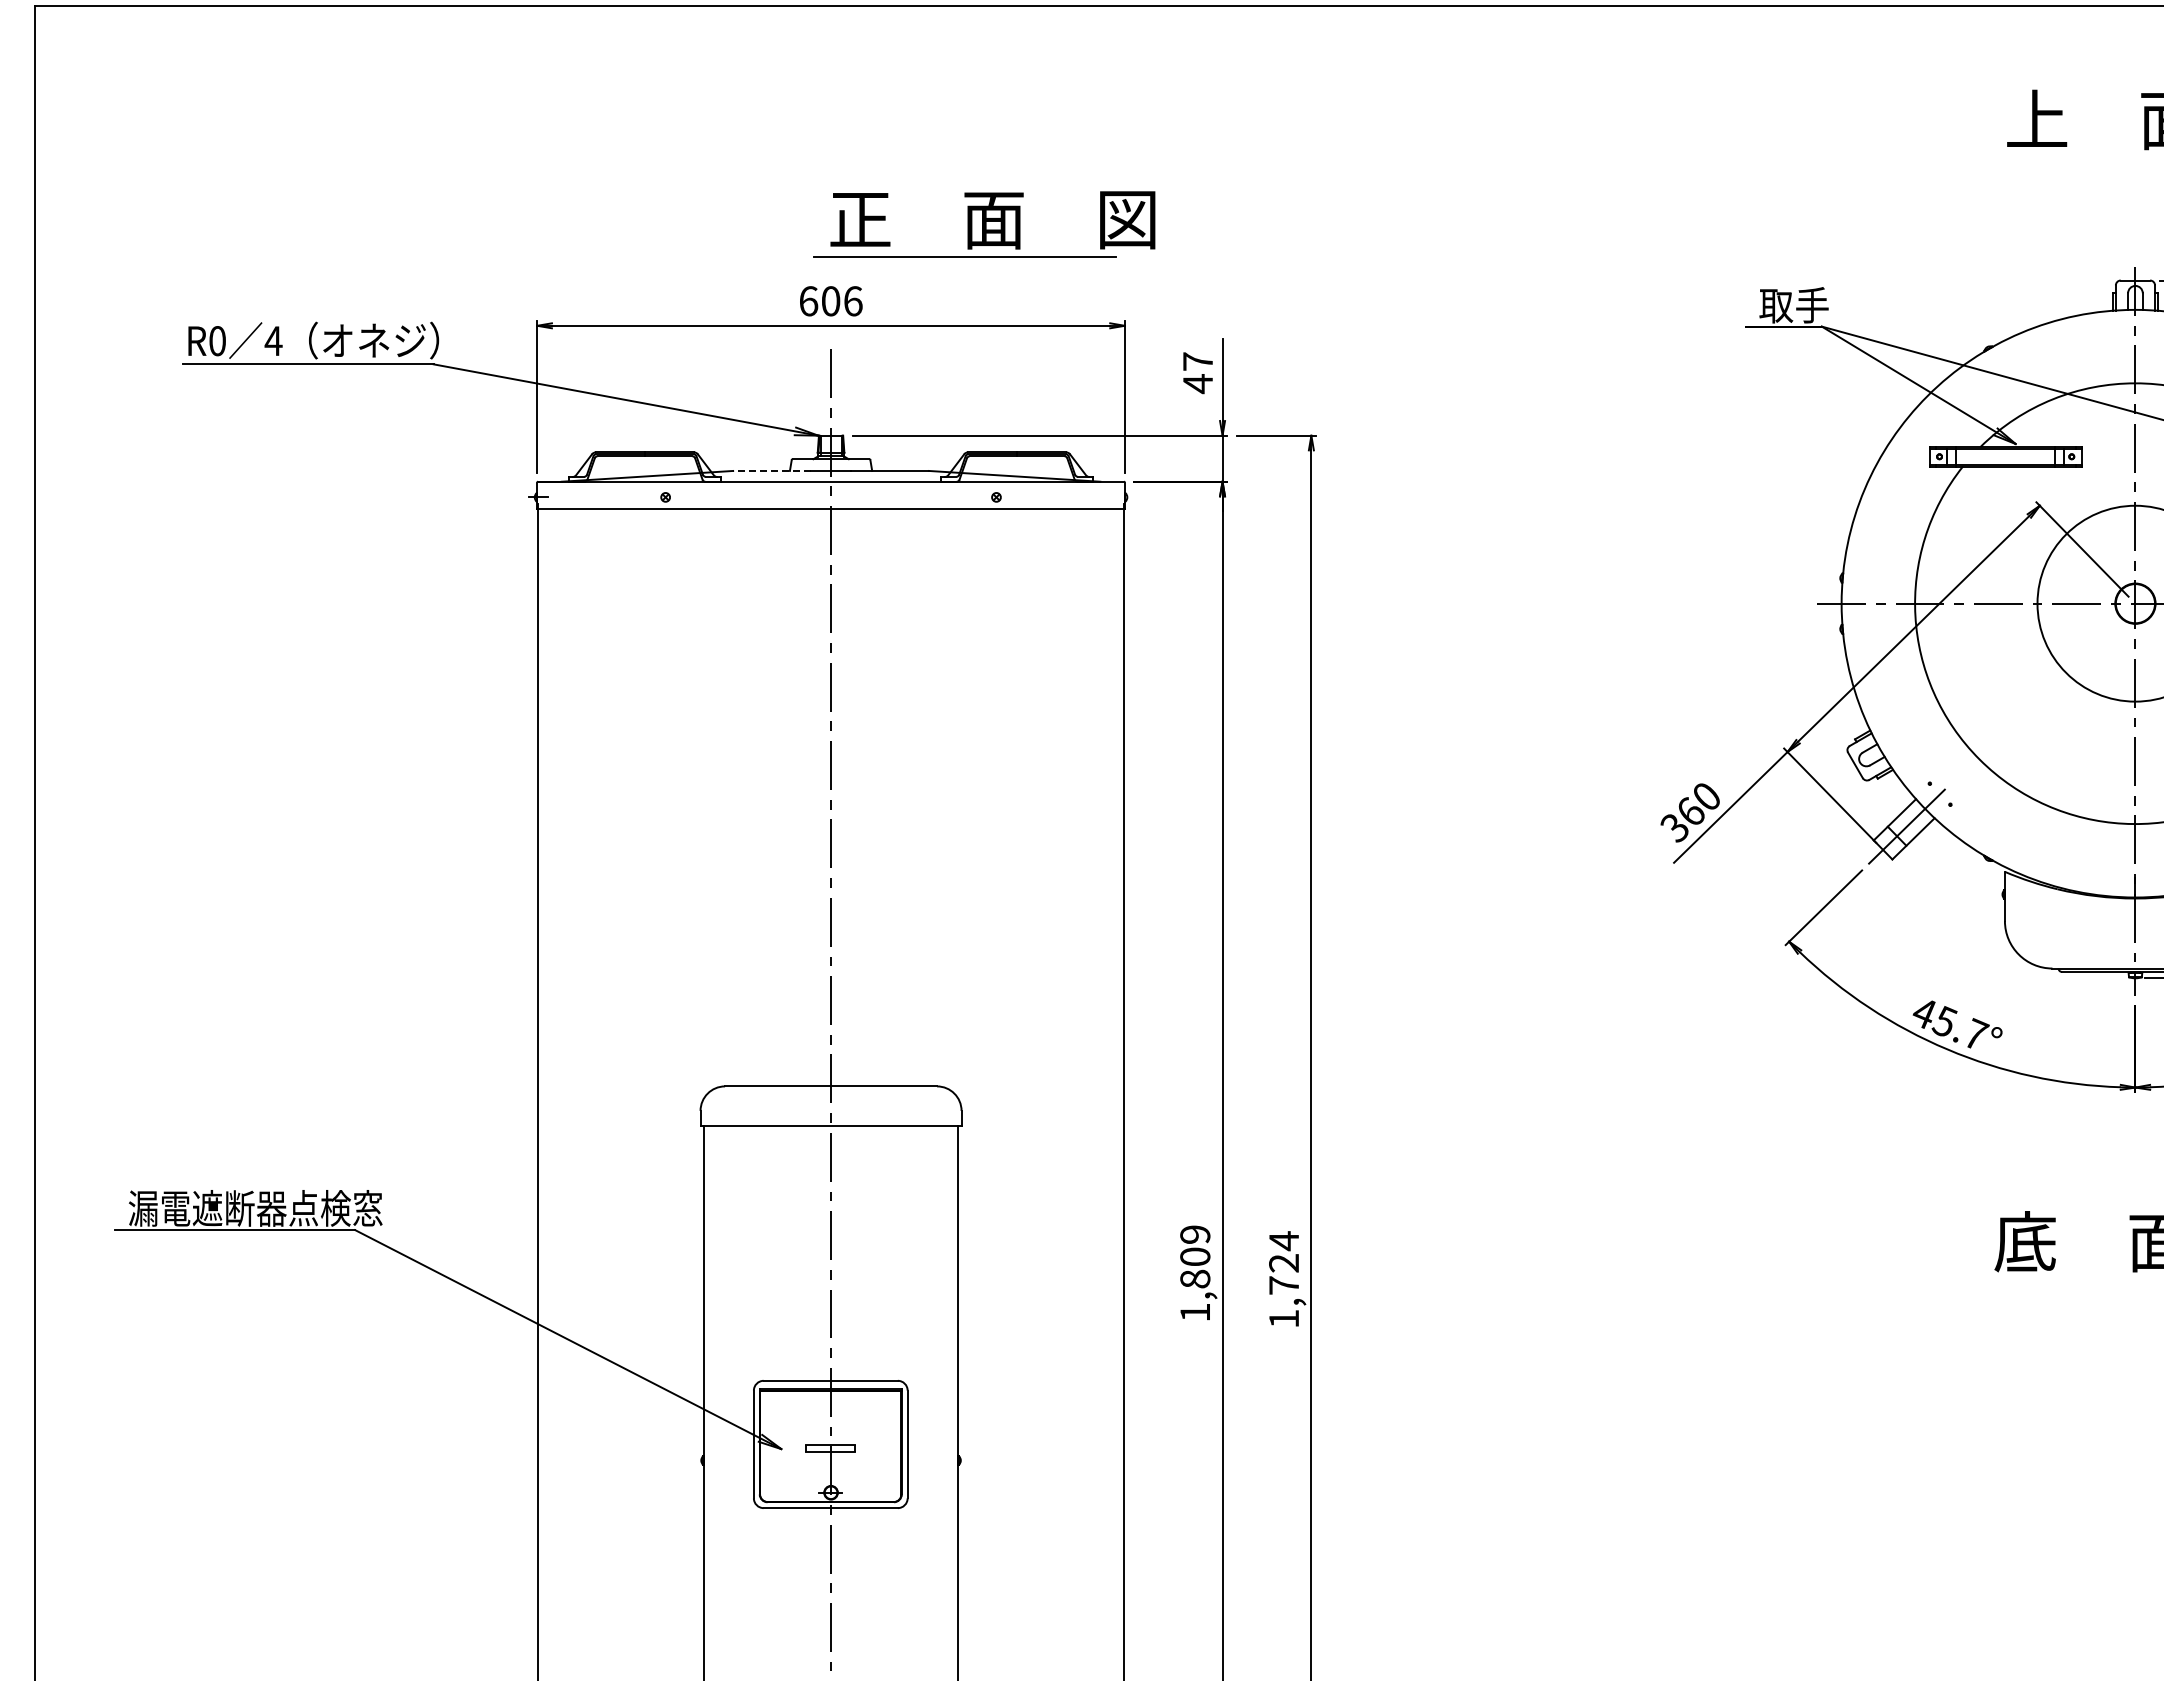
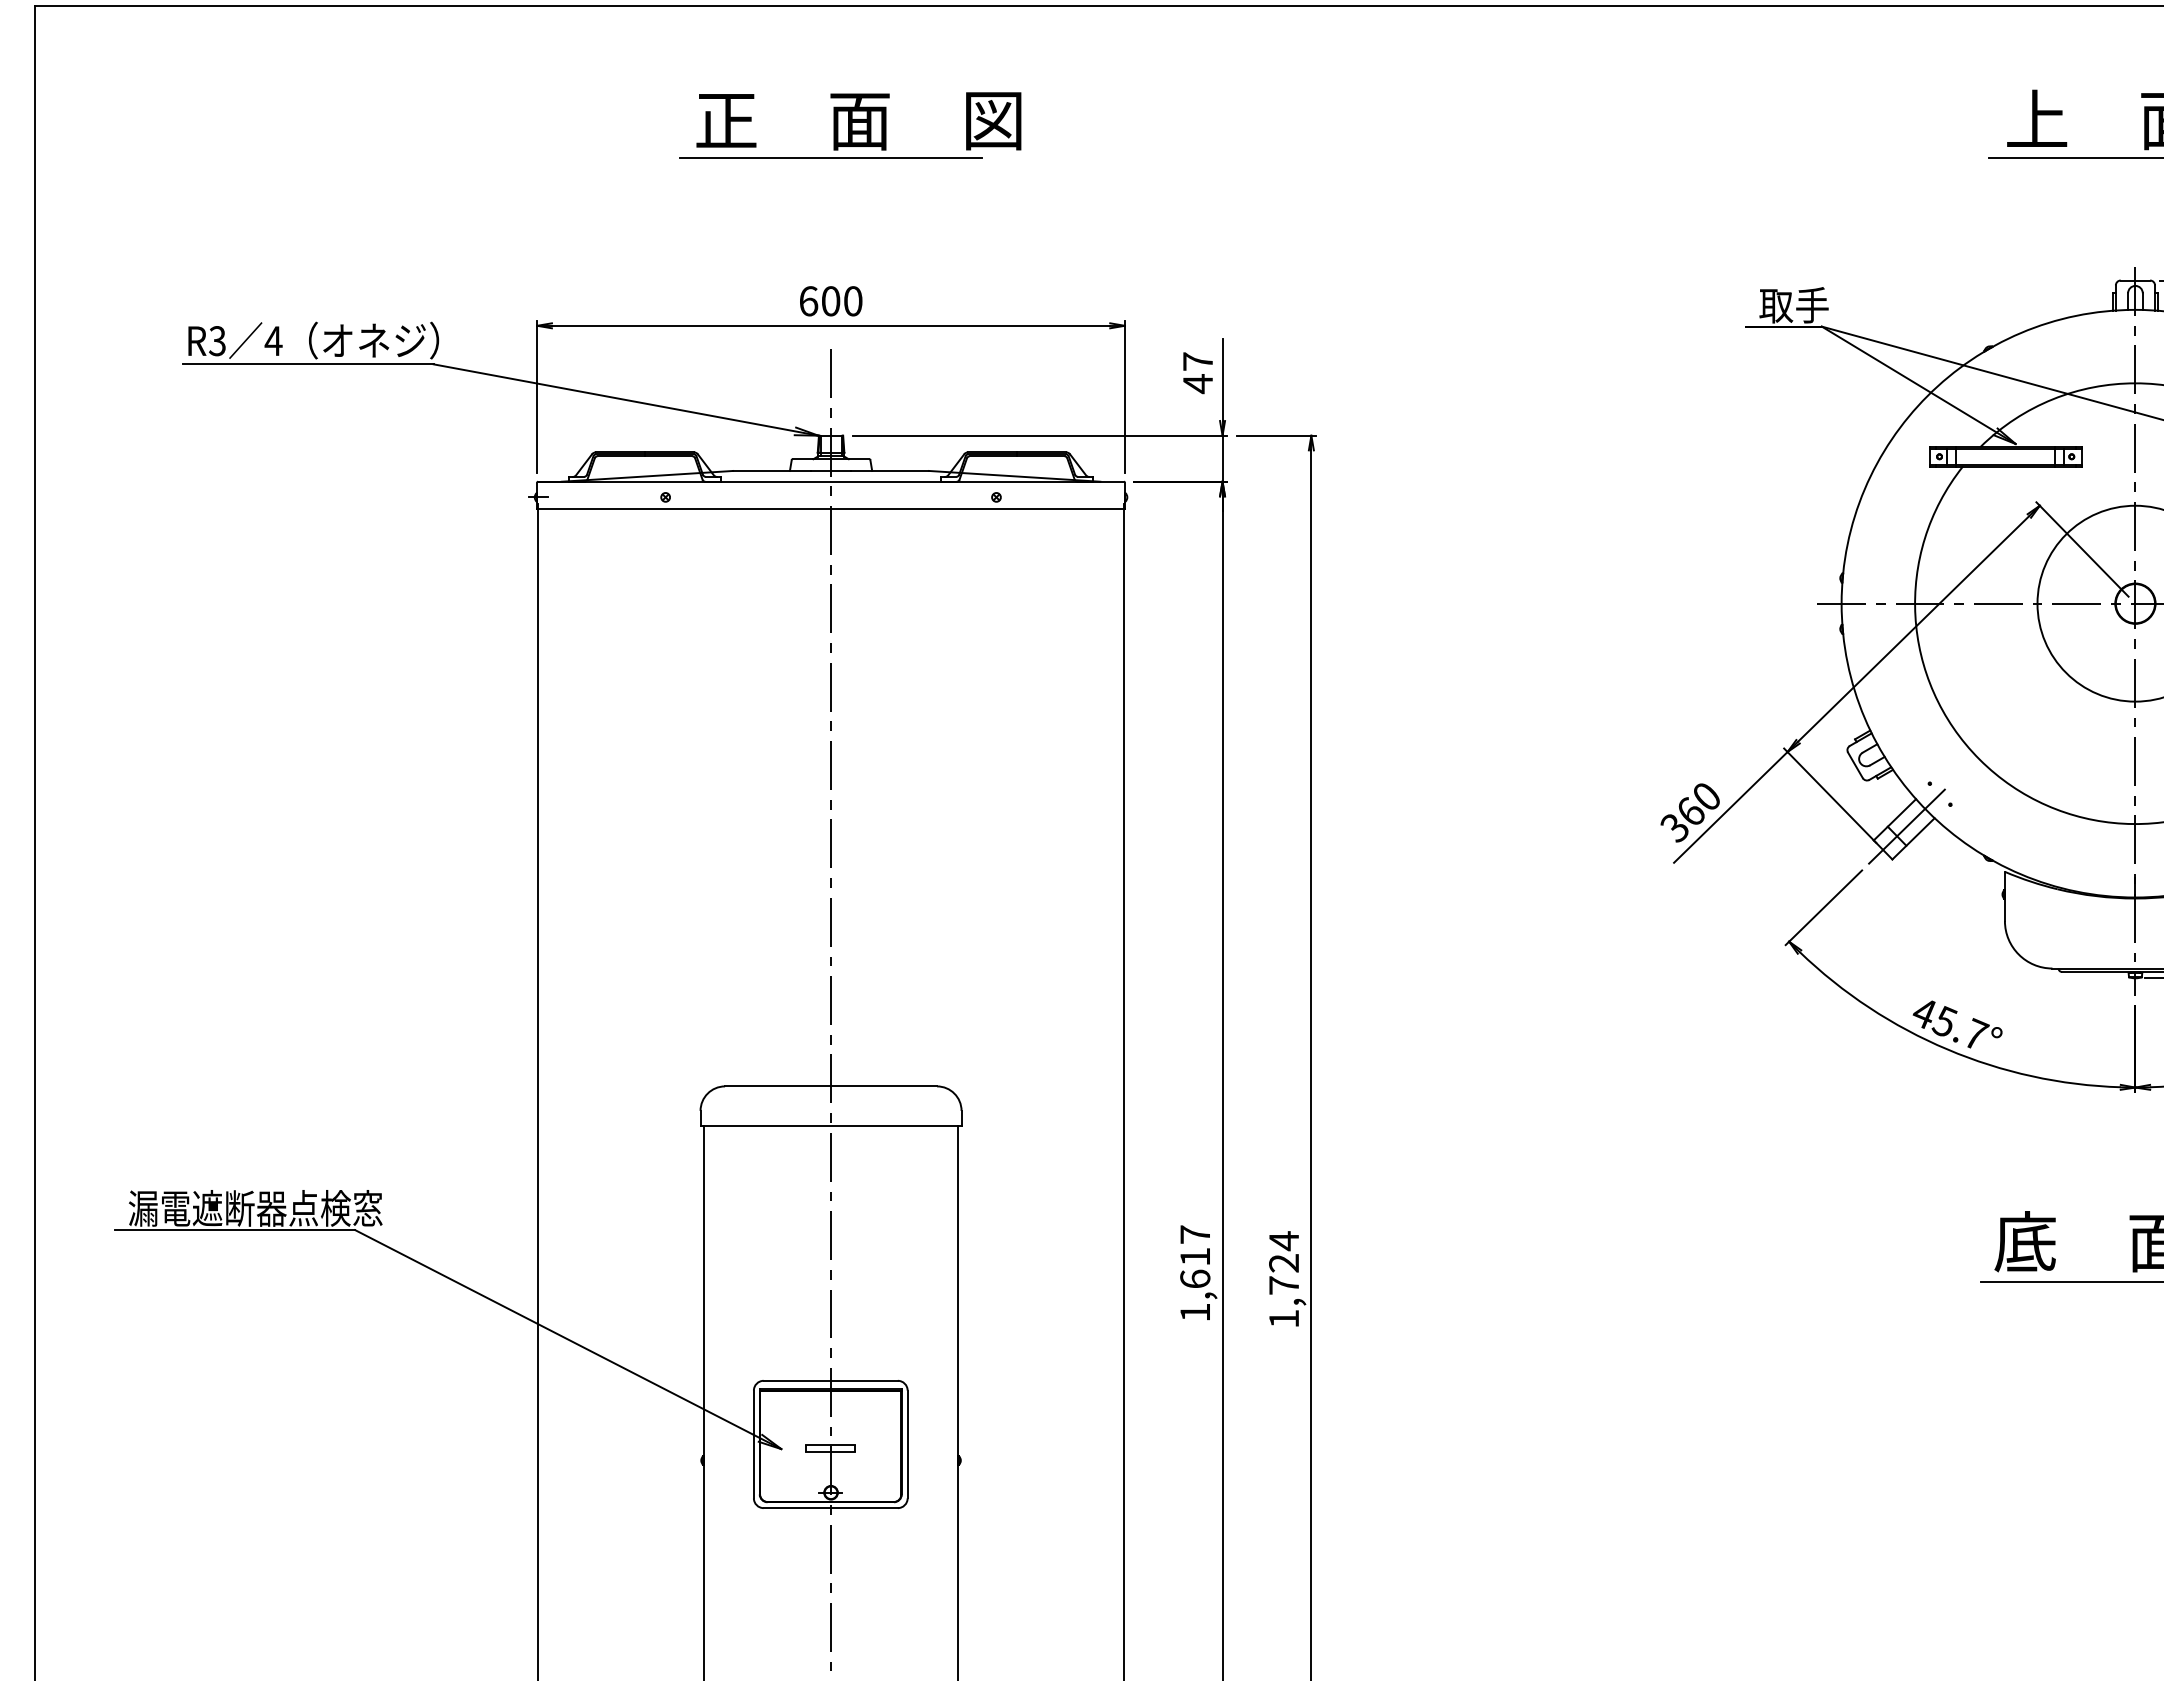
line: none -> present (2074, 158)
part position: (984, 224) -> (850, 125) (850, 125)
text: 606 -> 600 (853, 301)
text: R0 -> R3 (217, 341)
line: dashed -> solid (771, 470)
text: 1,809 -> 1,617 (1195, 1256)
line: none -> present (2070, 1281)
